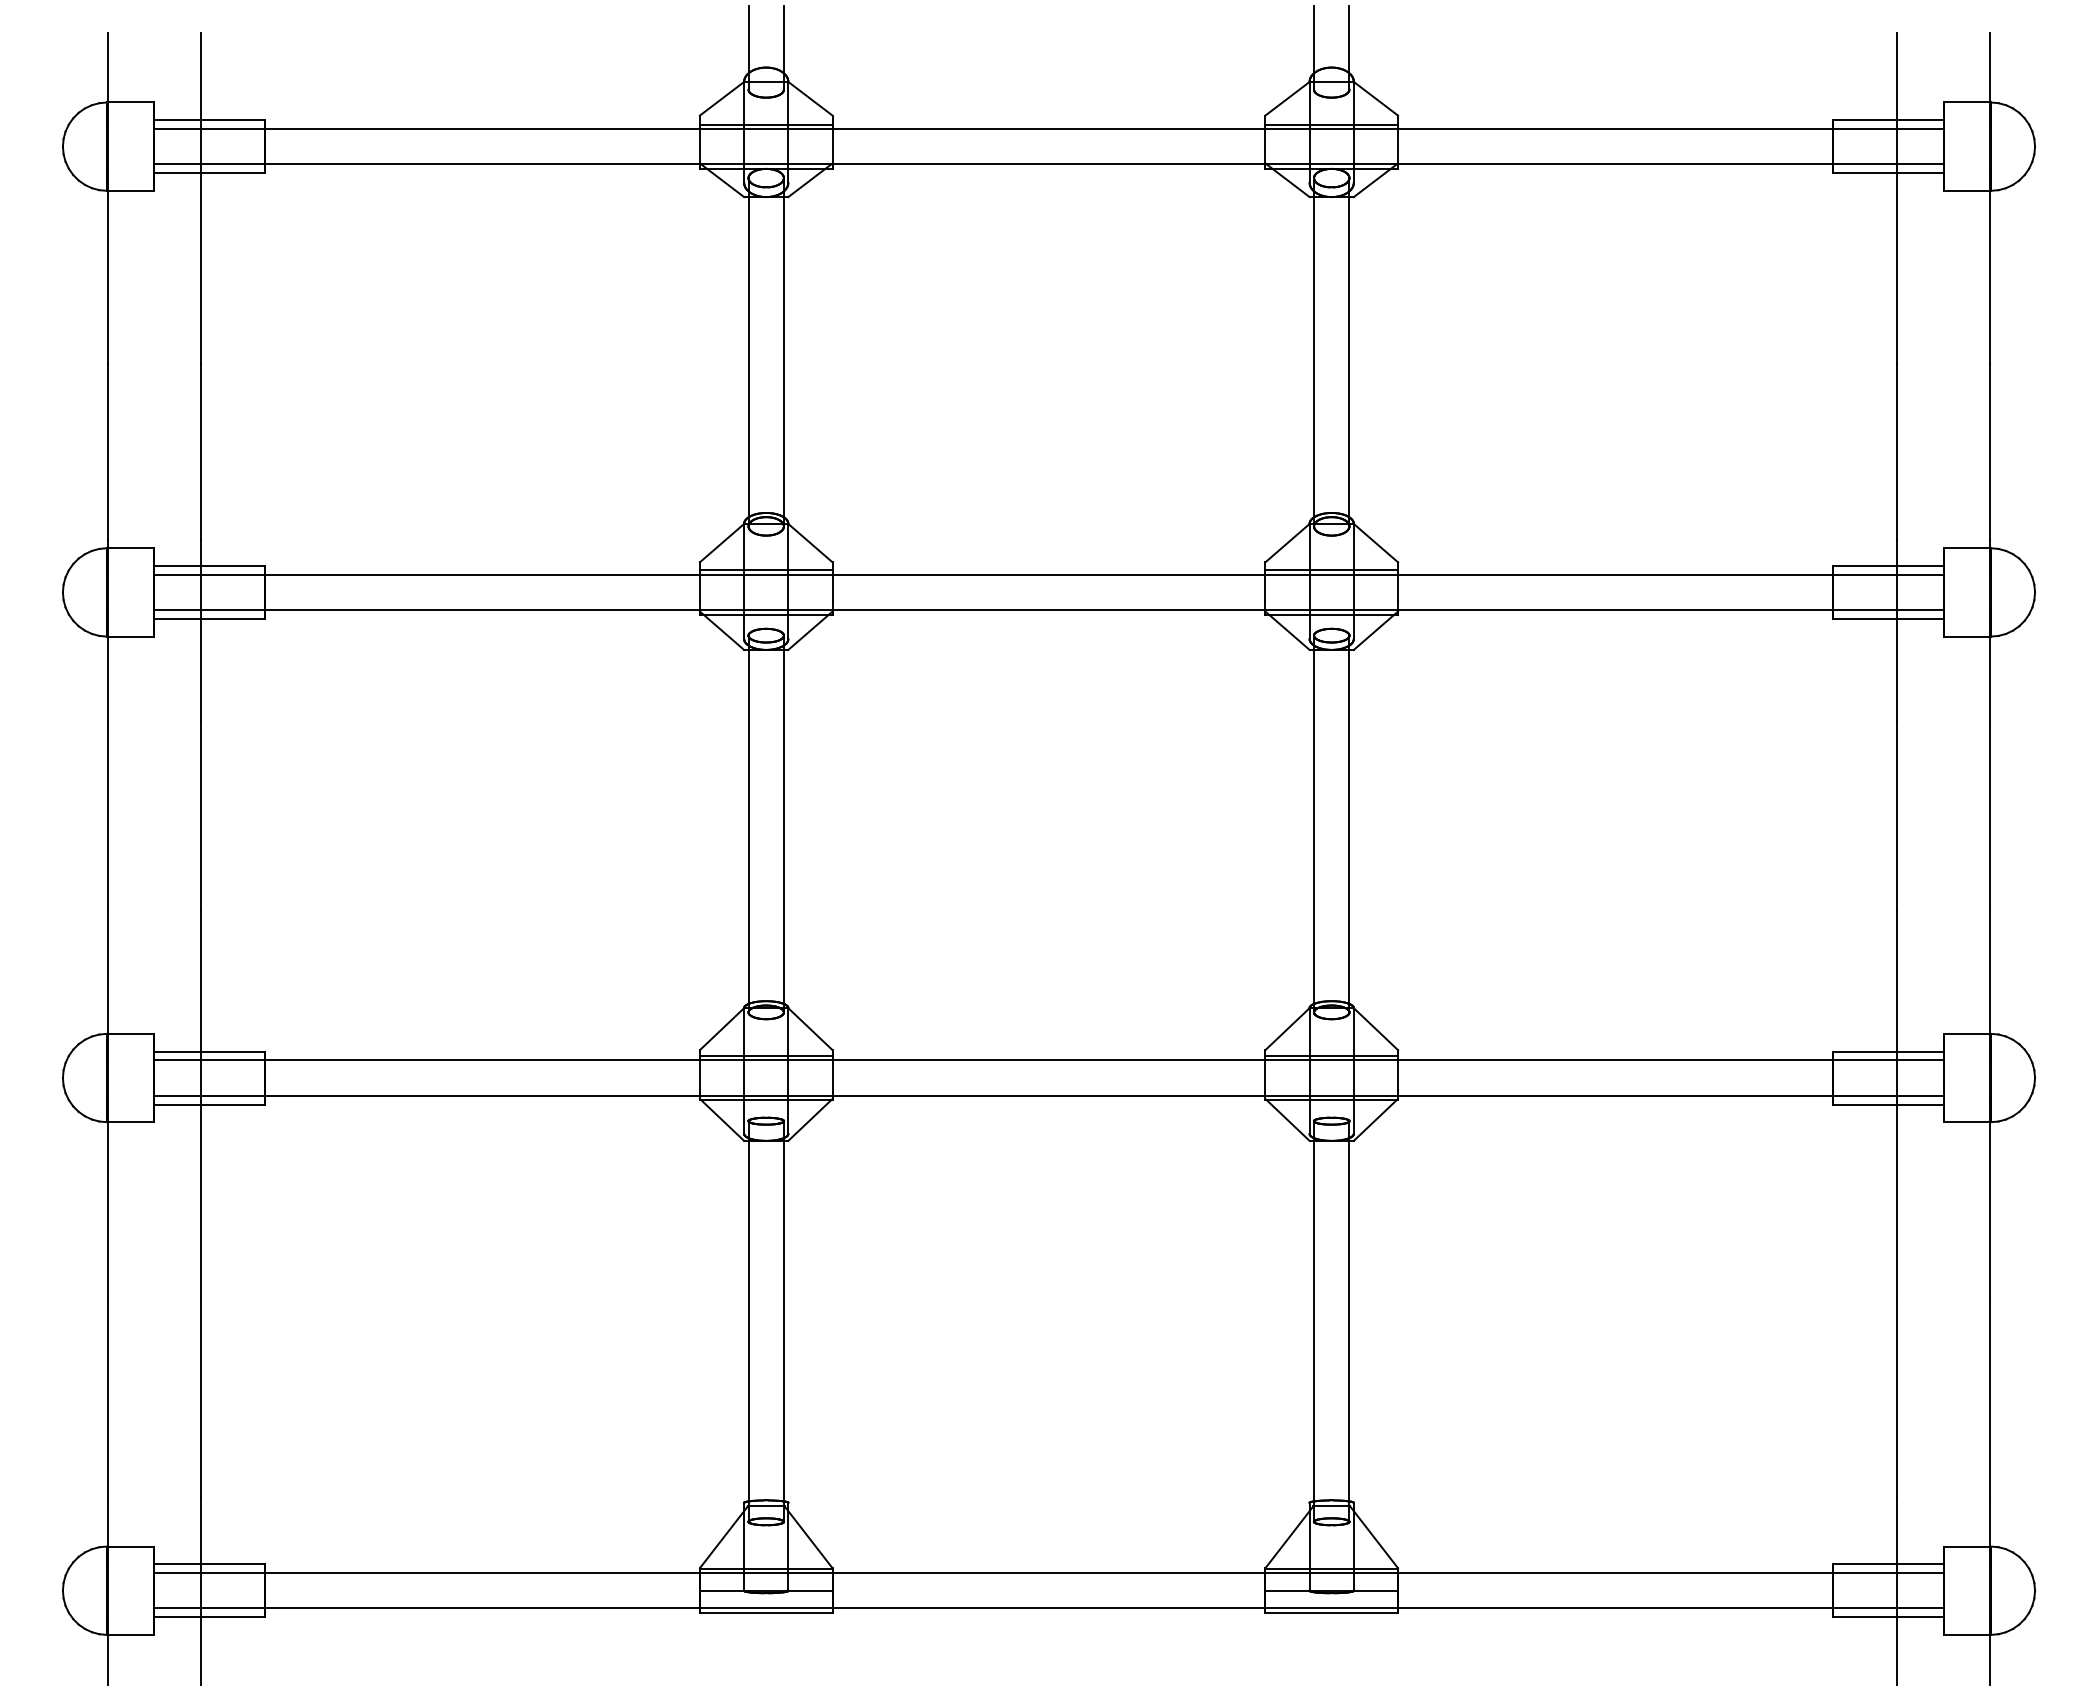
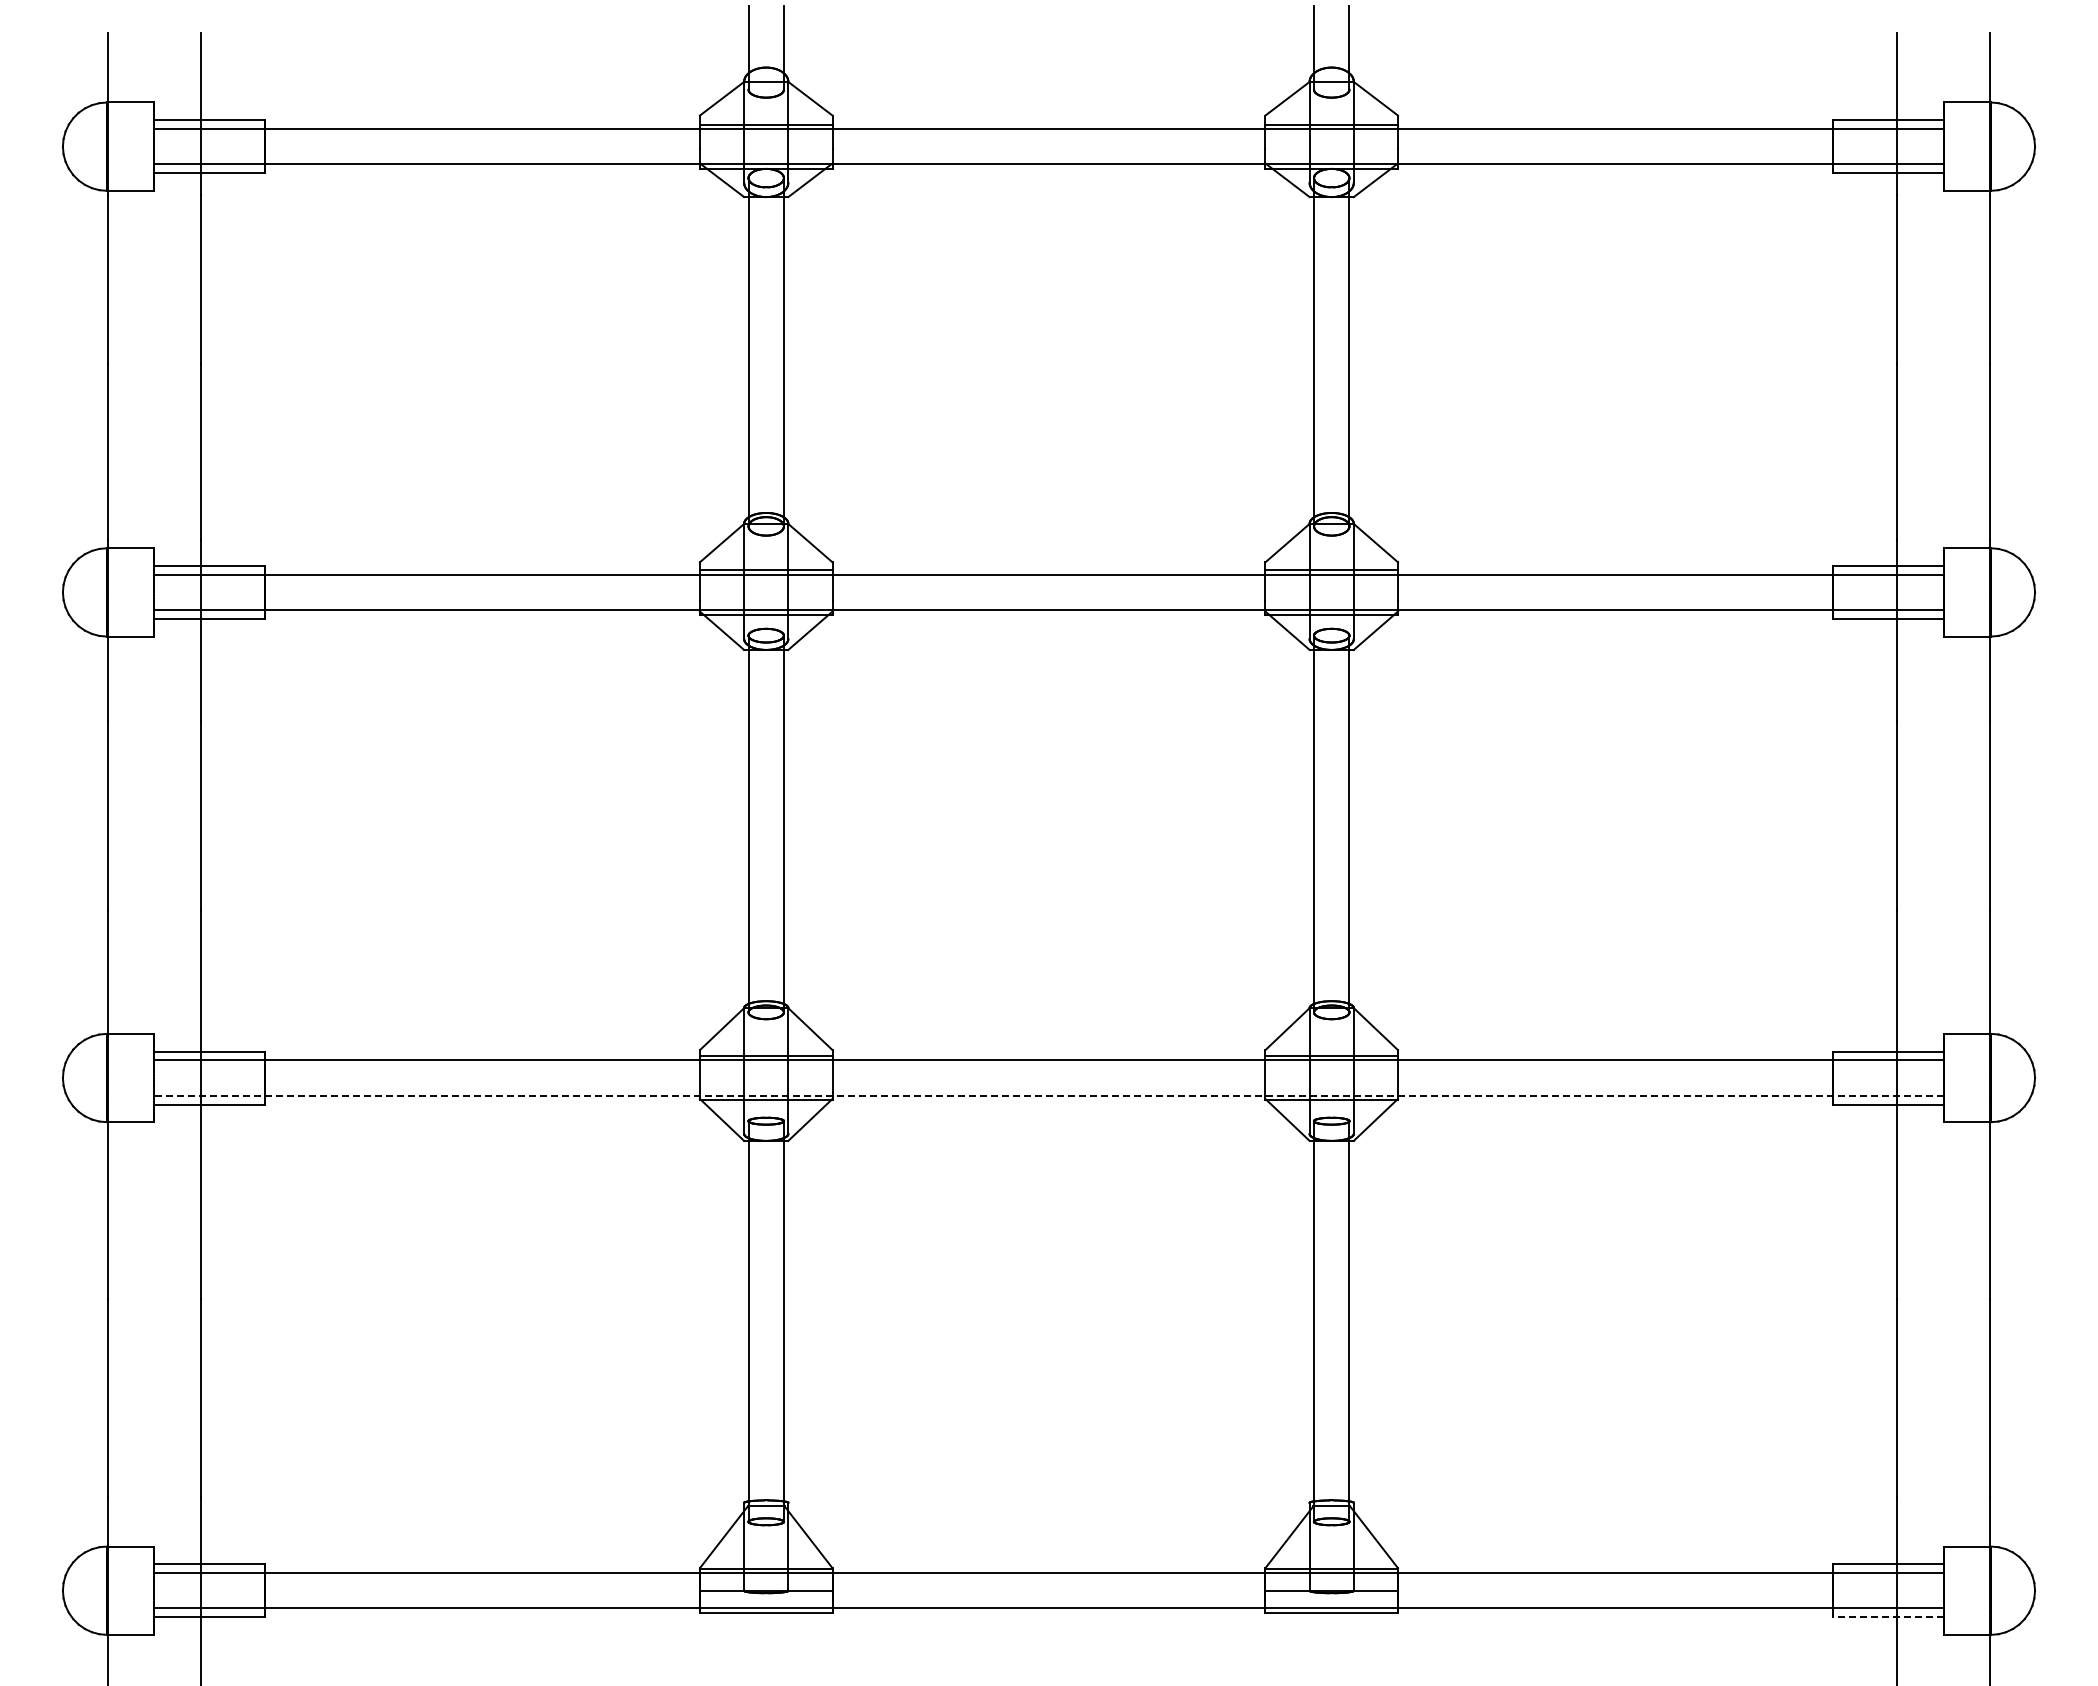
line: solid -> dashed (1048, 1095)
line: solid -> dashed (1887, 1617)
